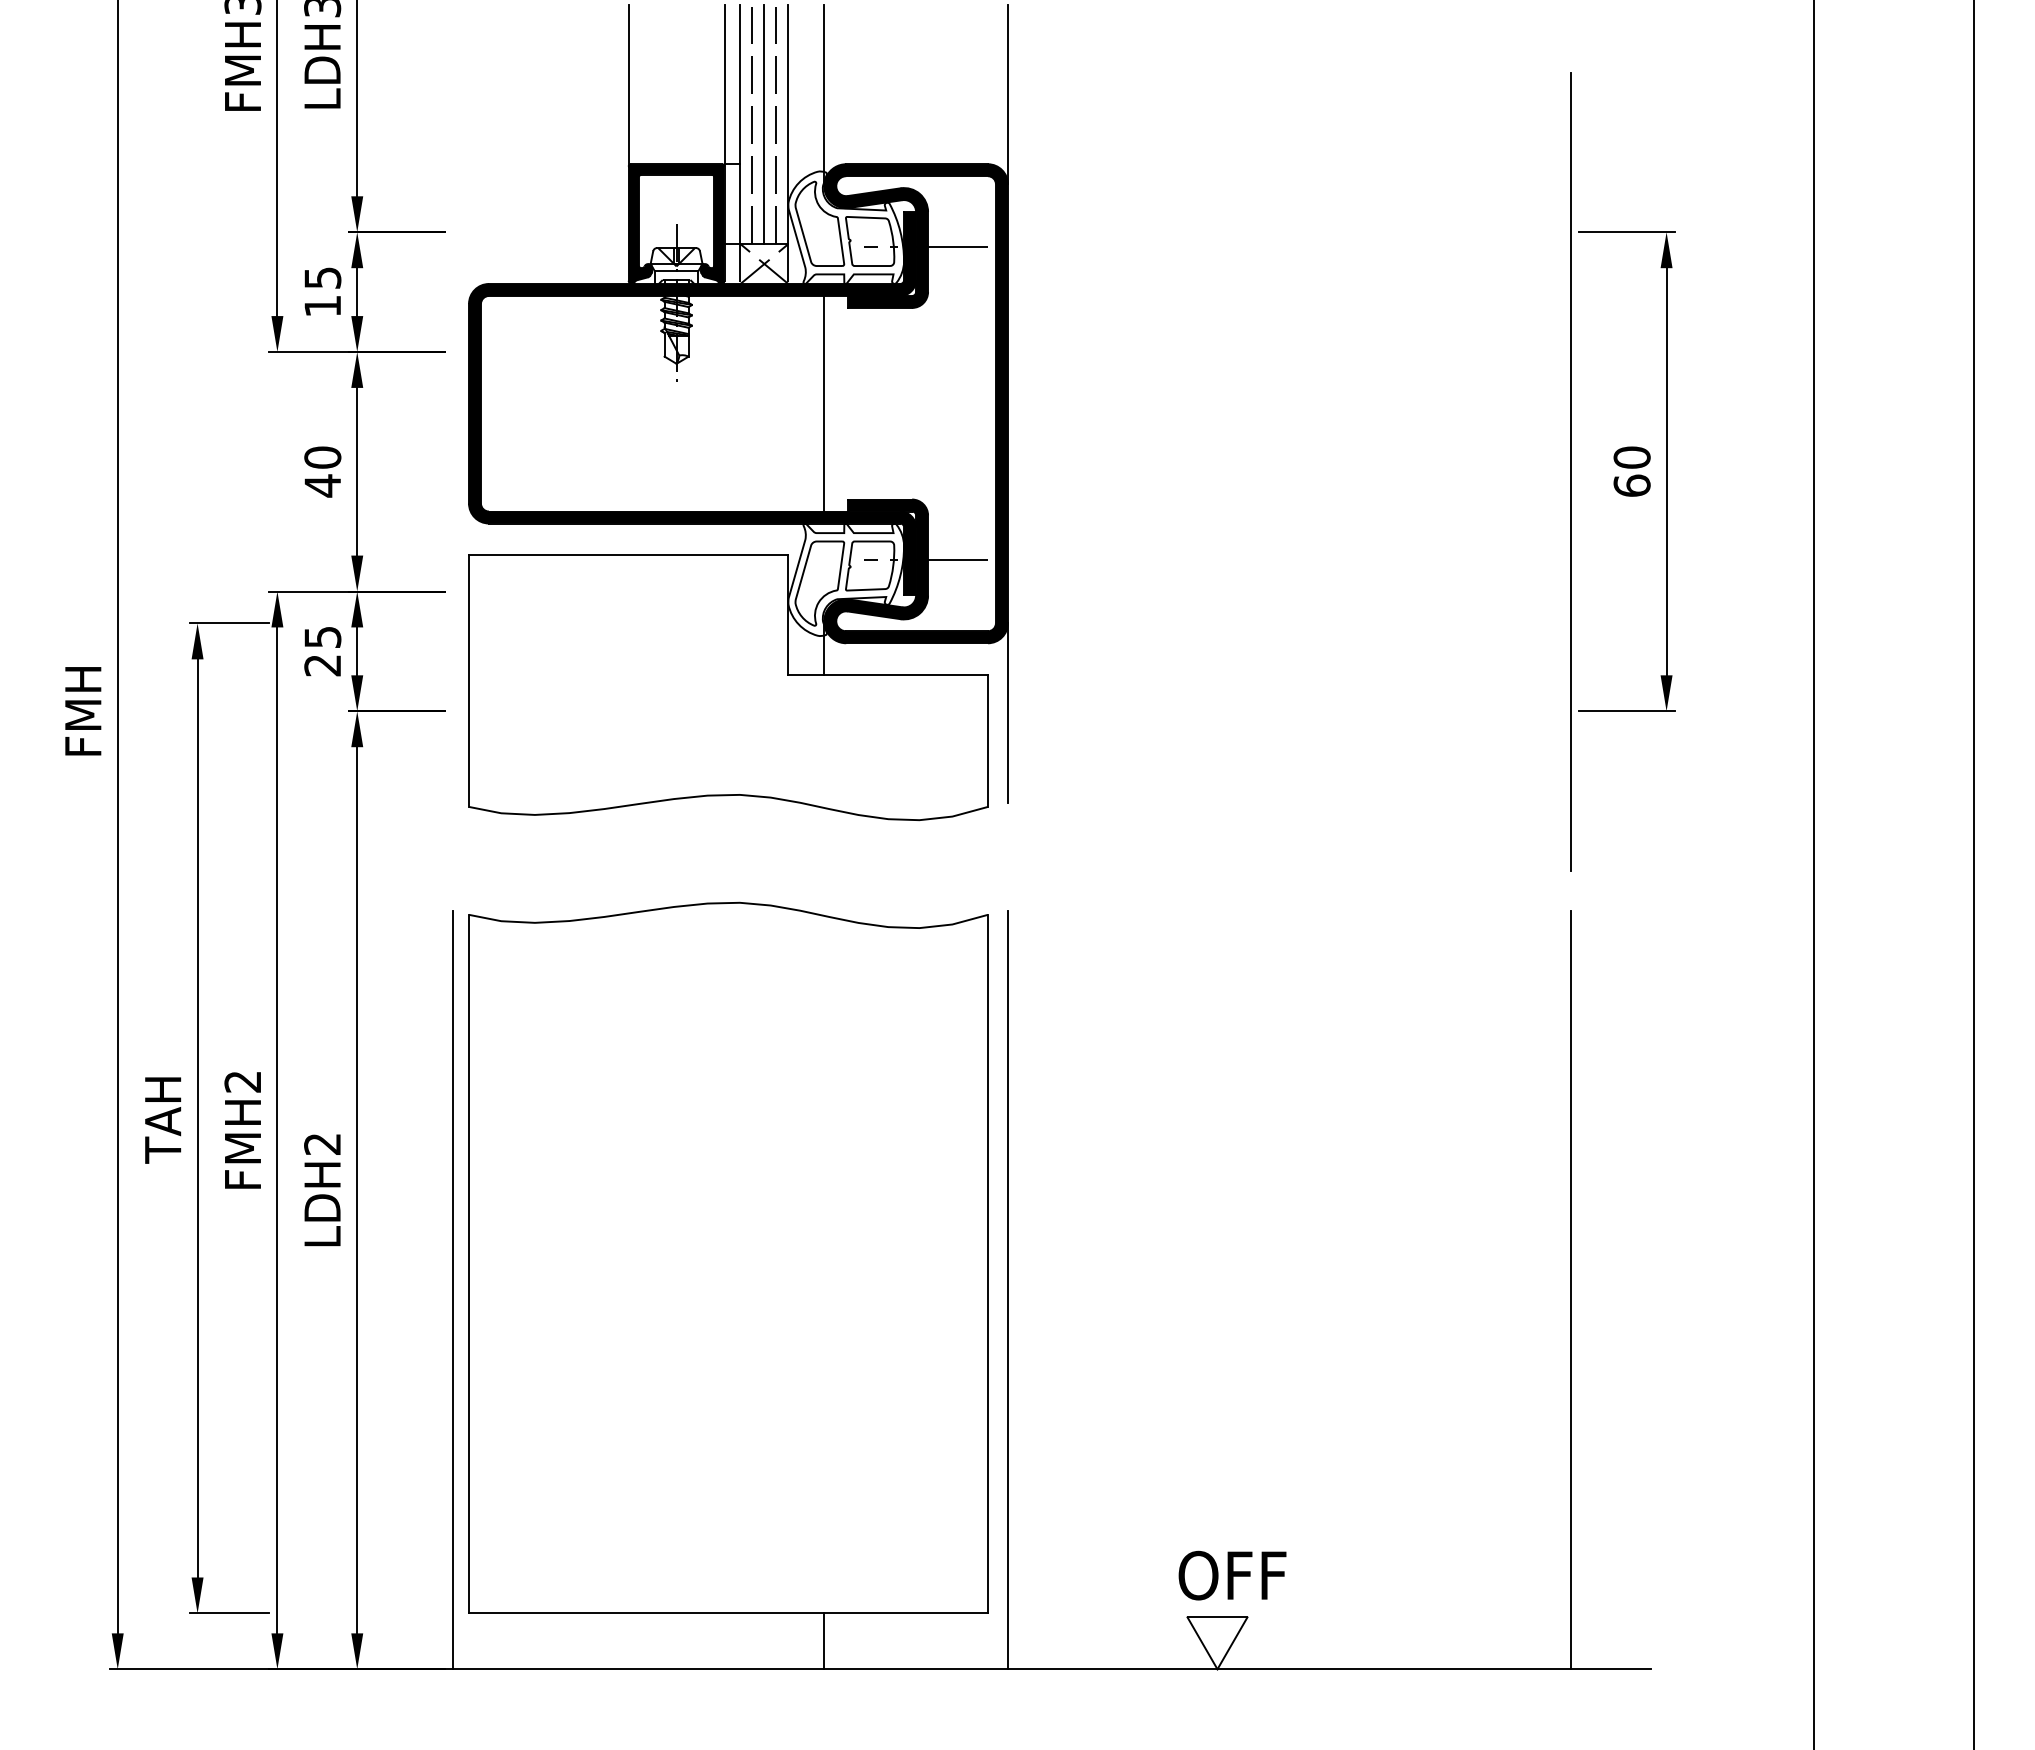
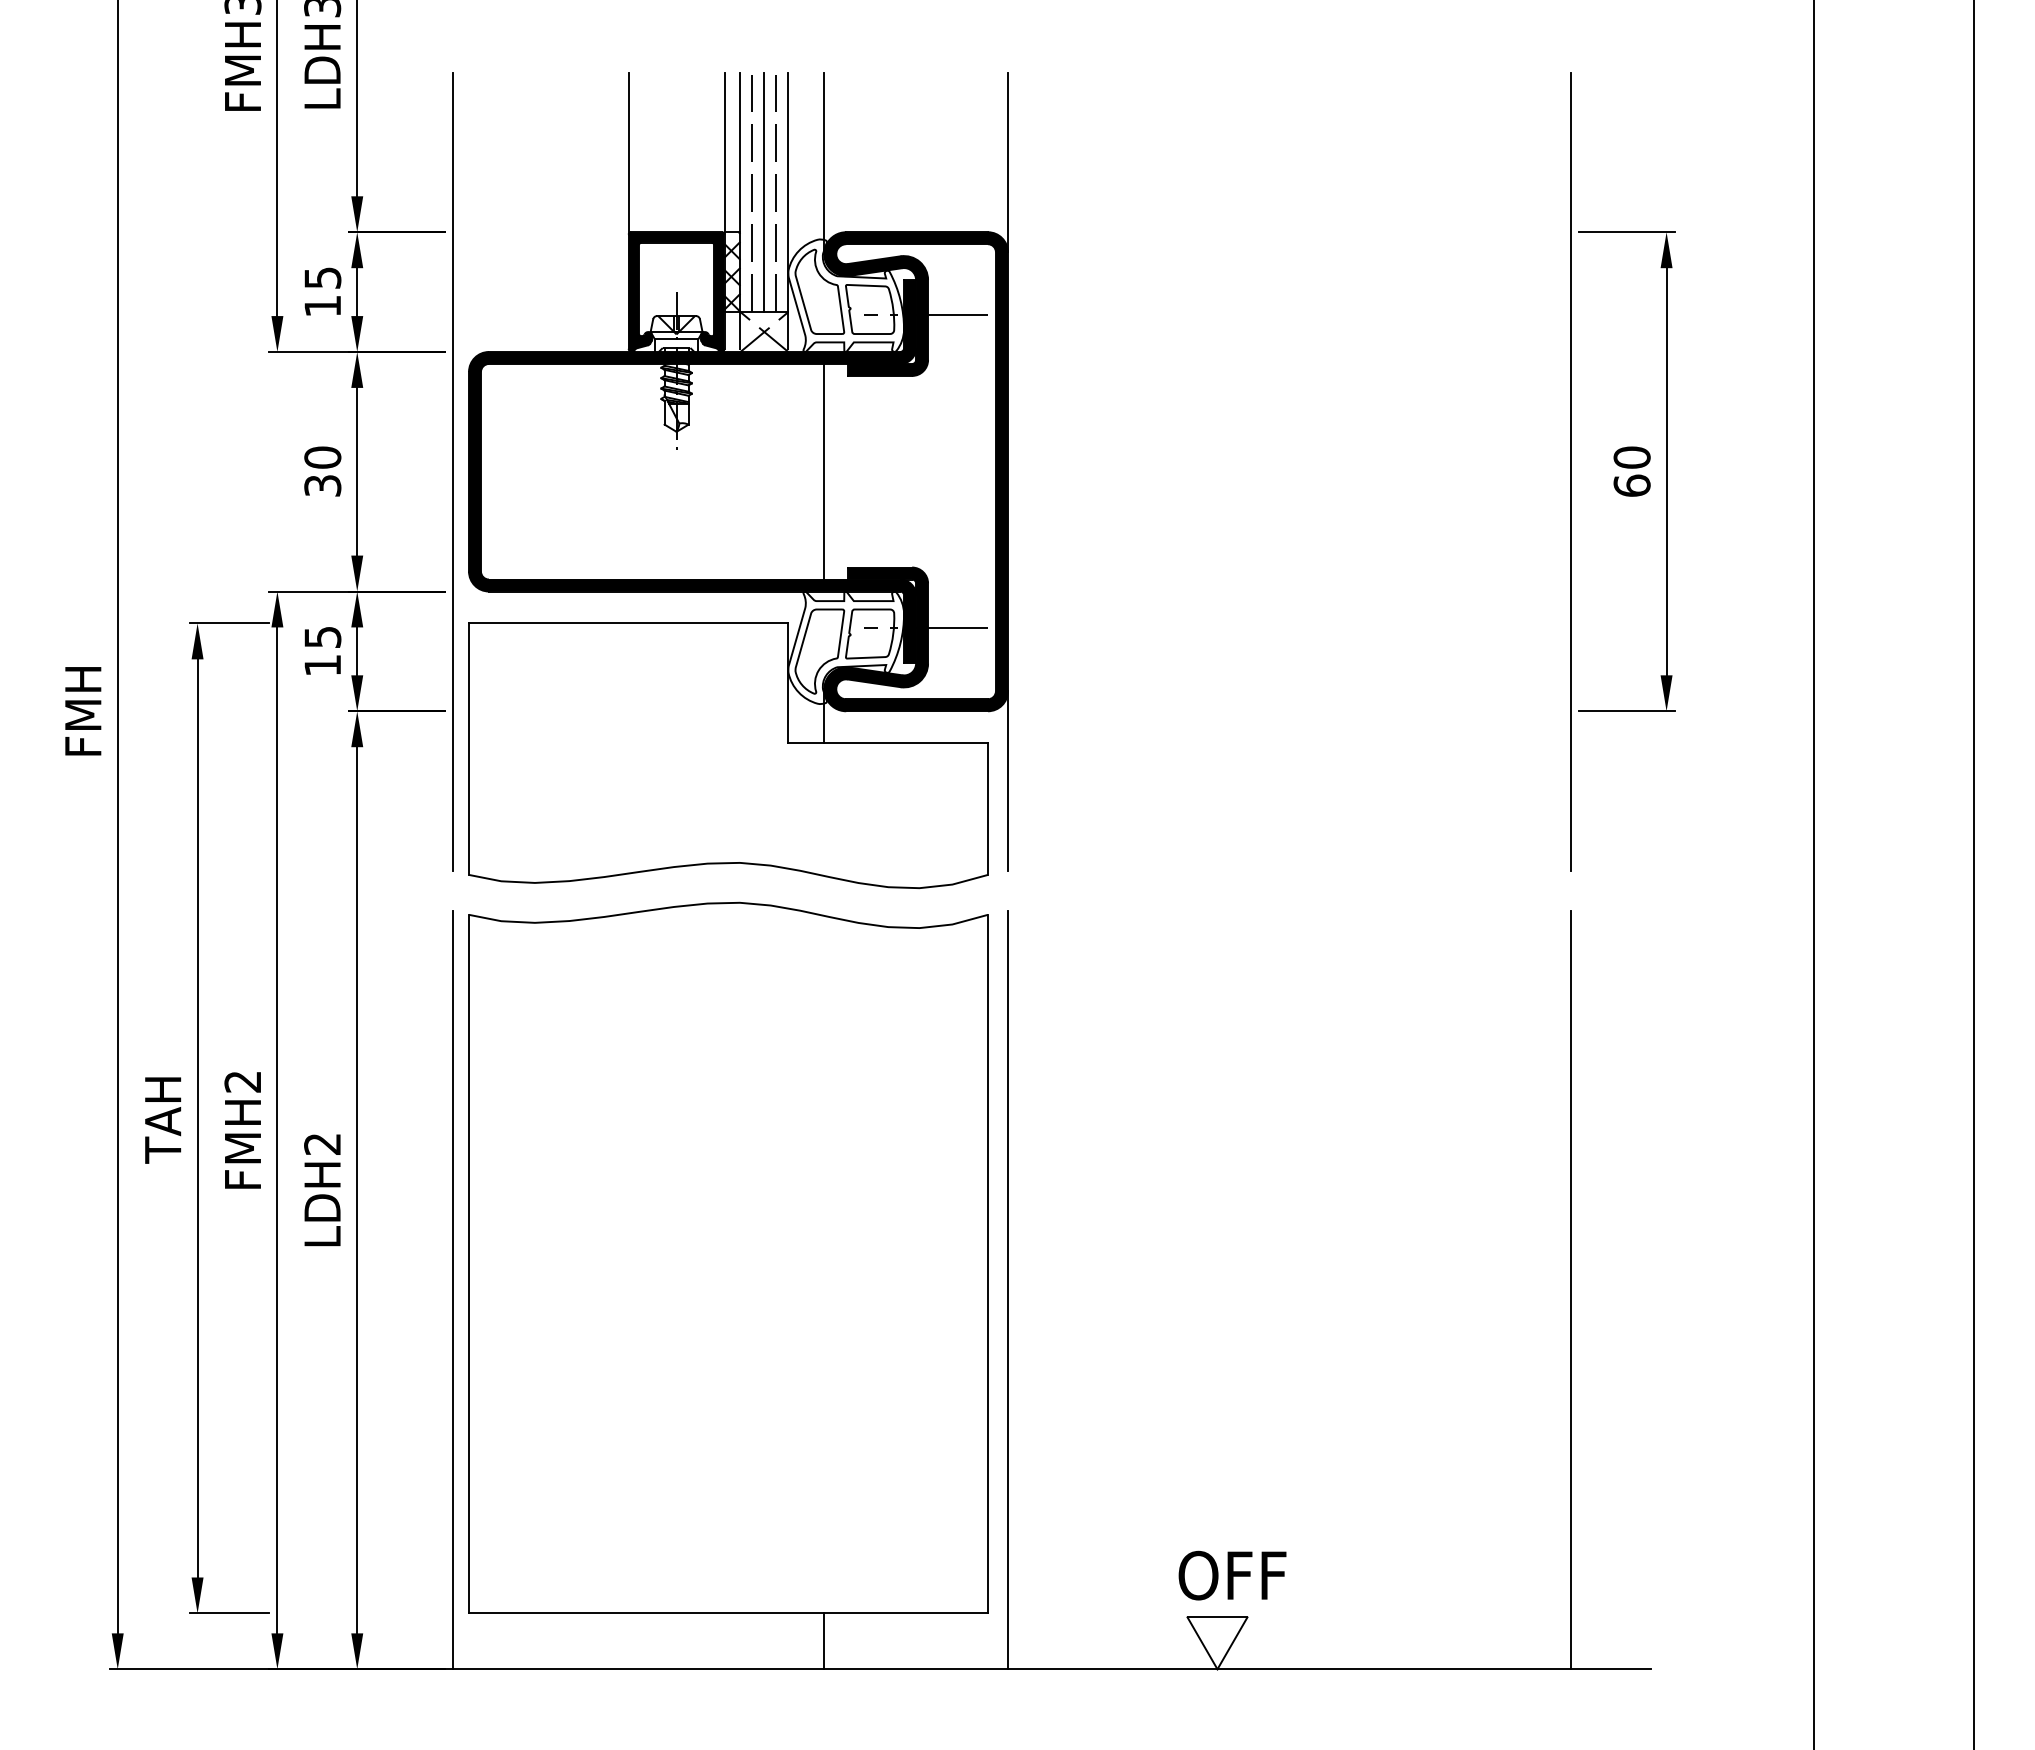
part position: (738, 412) -> (738, 480) (738, 480)
line: none -> present (453, 471)
text: 40 -> 30 (322, 485)
text: 25 -> 15 (322, 665)
